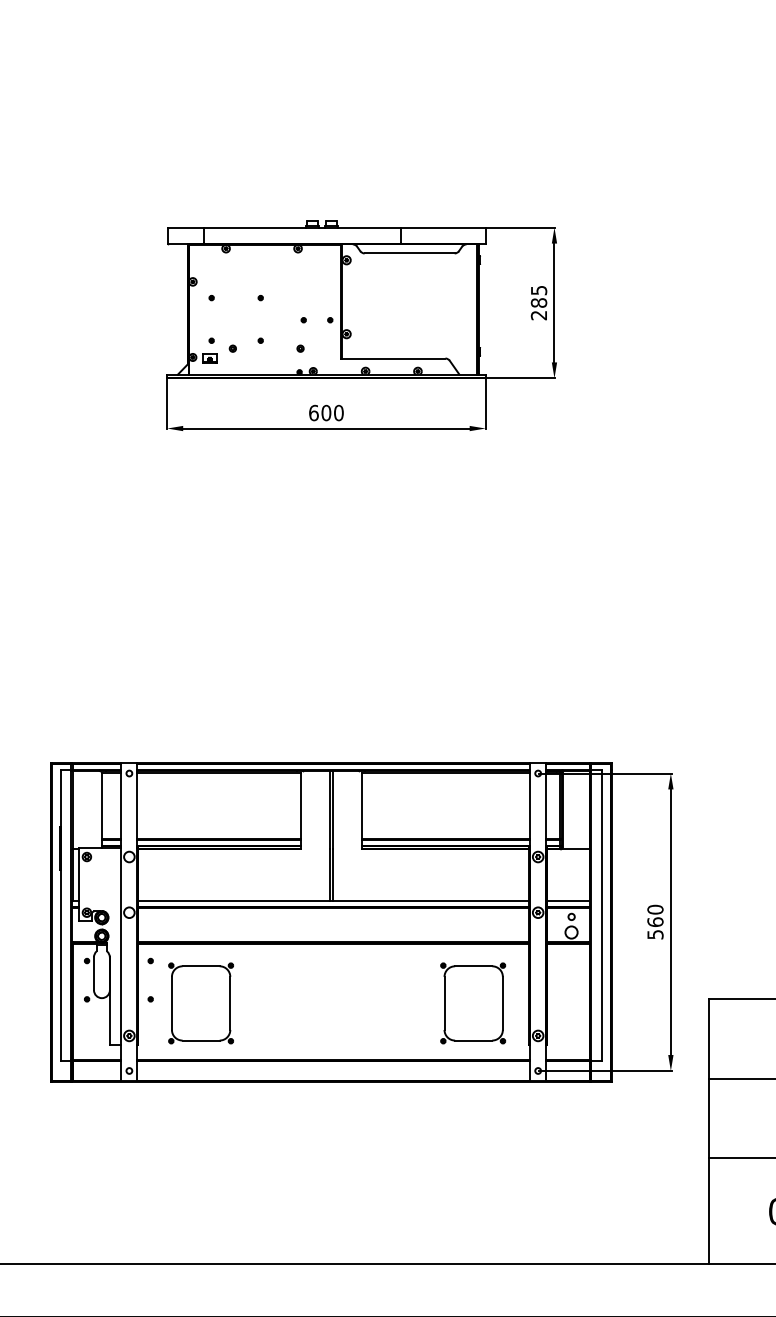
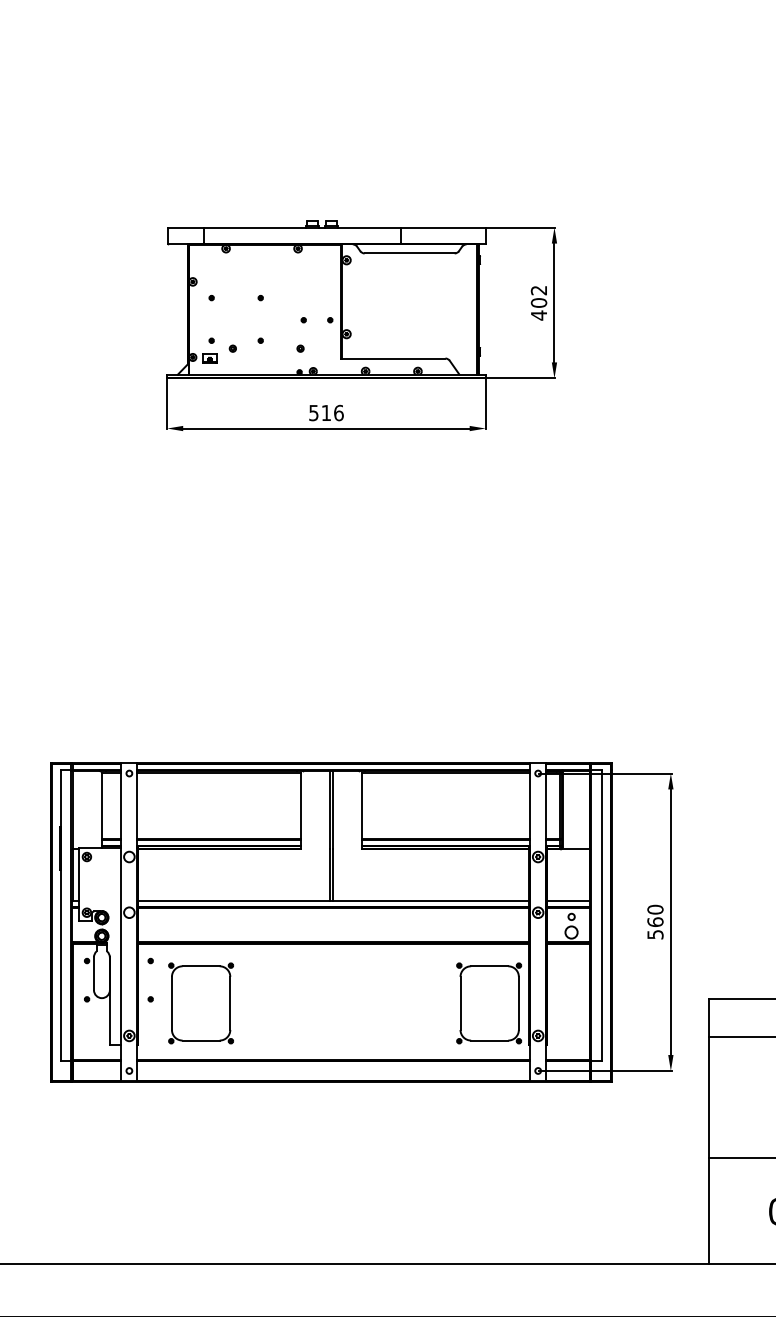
text: 285 -> 402 (538, 303)
text: 600 -> 516 (326, 412)
part position: (473, 1003) -> (489, 1003) (489, 1003)
line position: (740, 1078) -> (740, 1036) (740, 1036)
